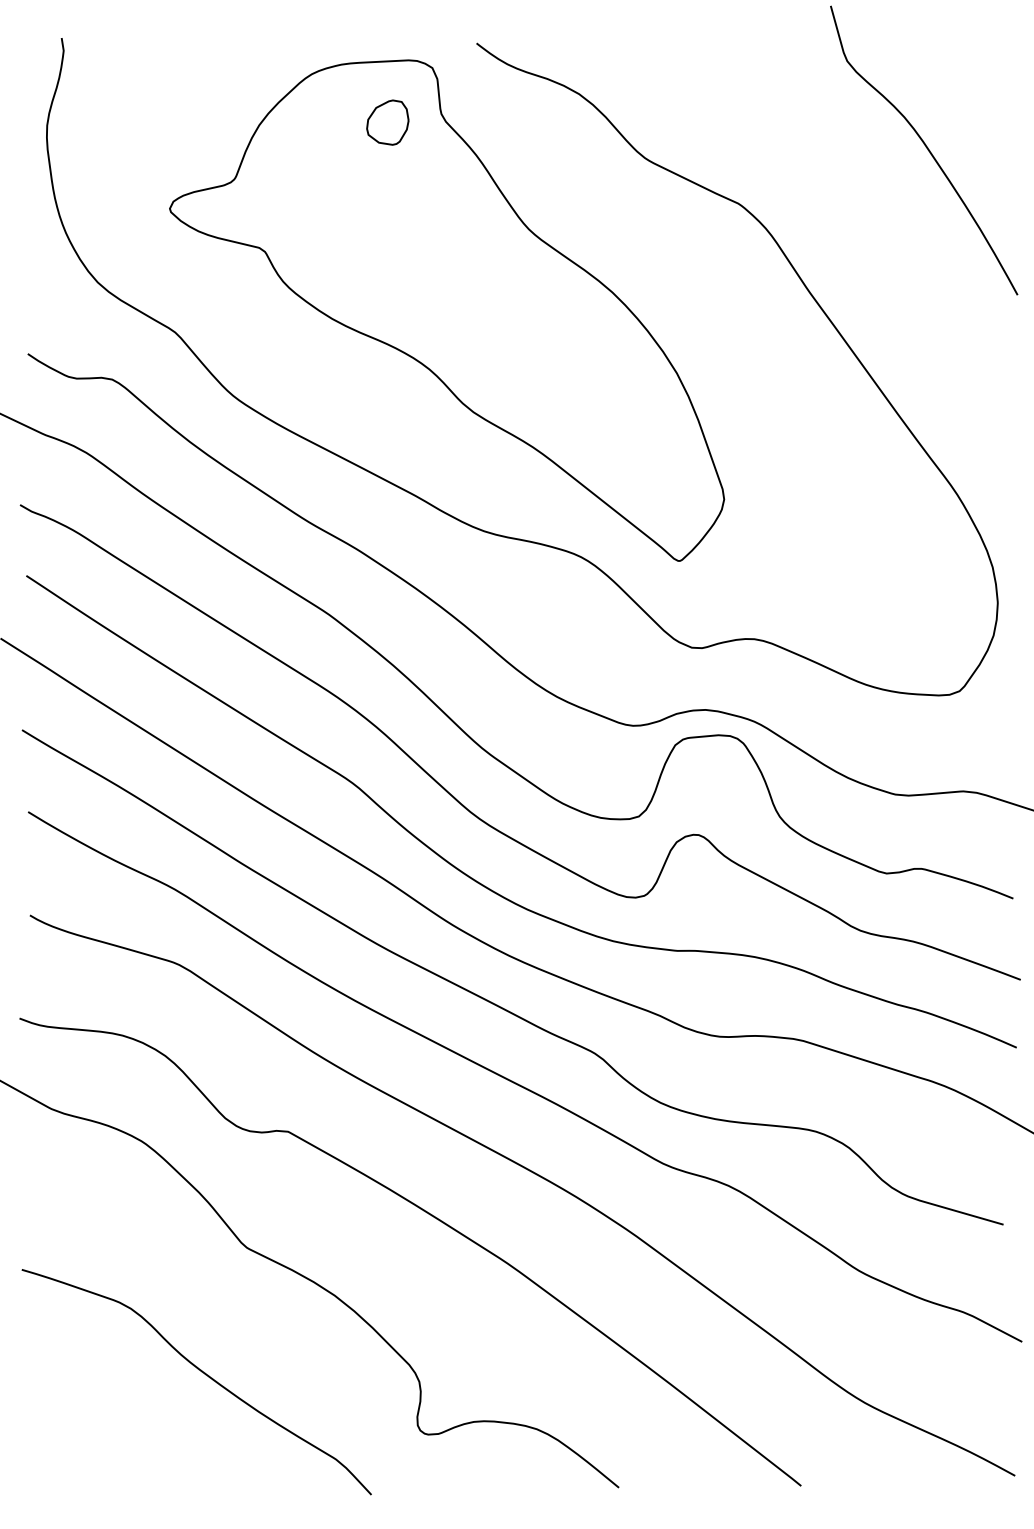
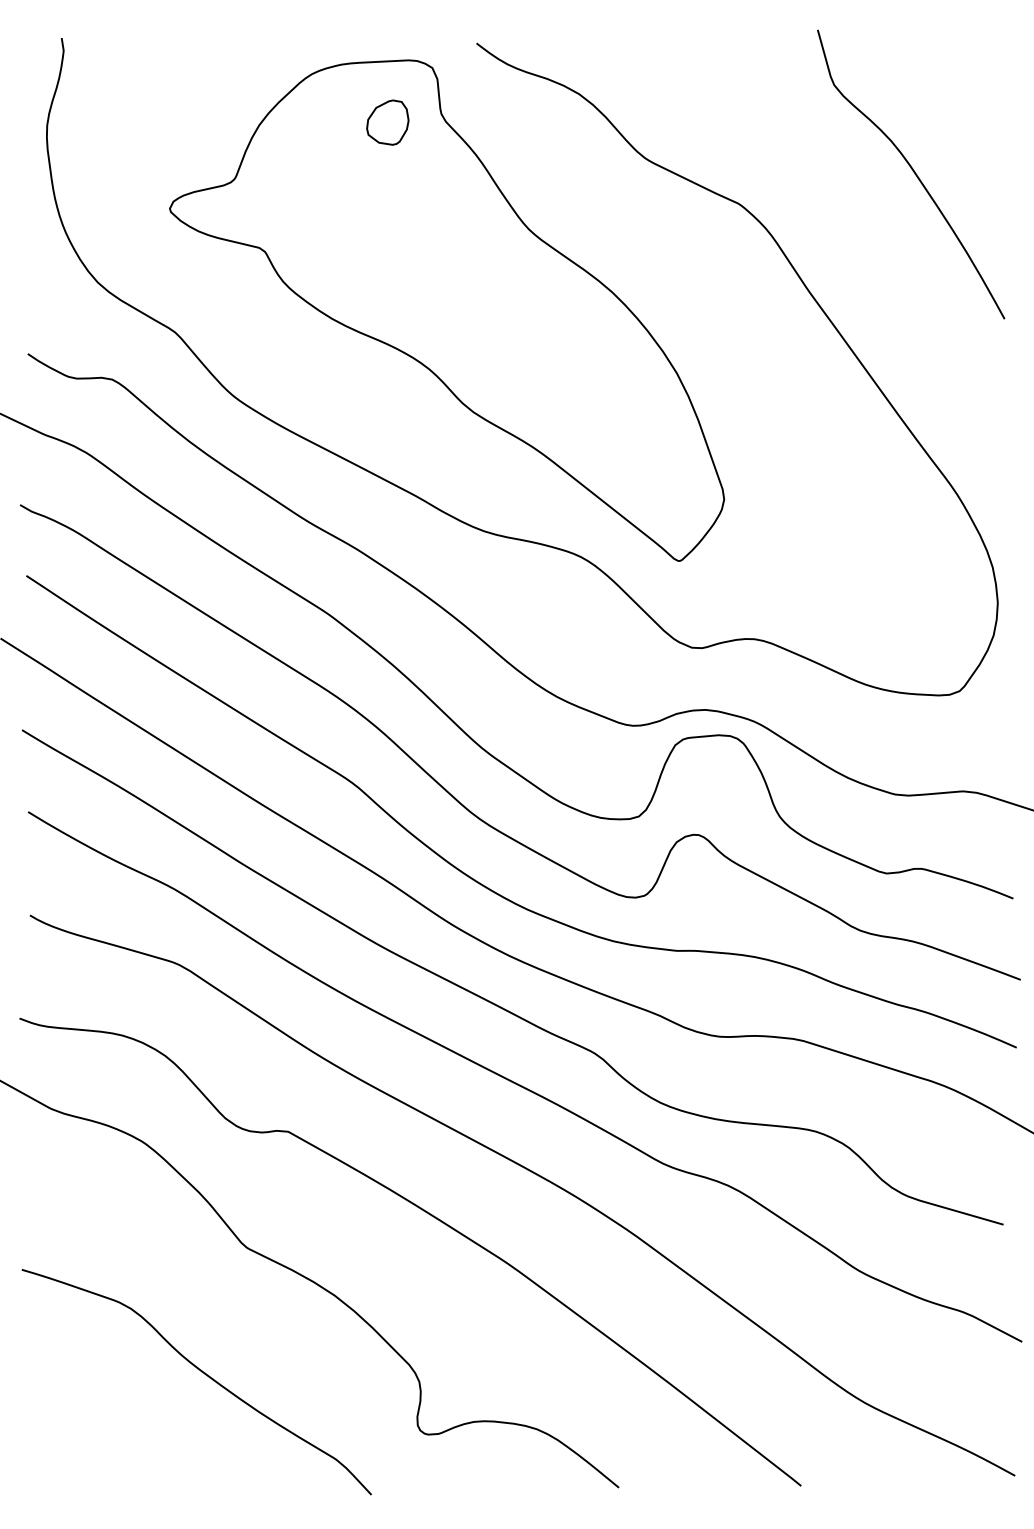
curve position: (926, 148) -> (913, 172) (913, 172)
